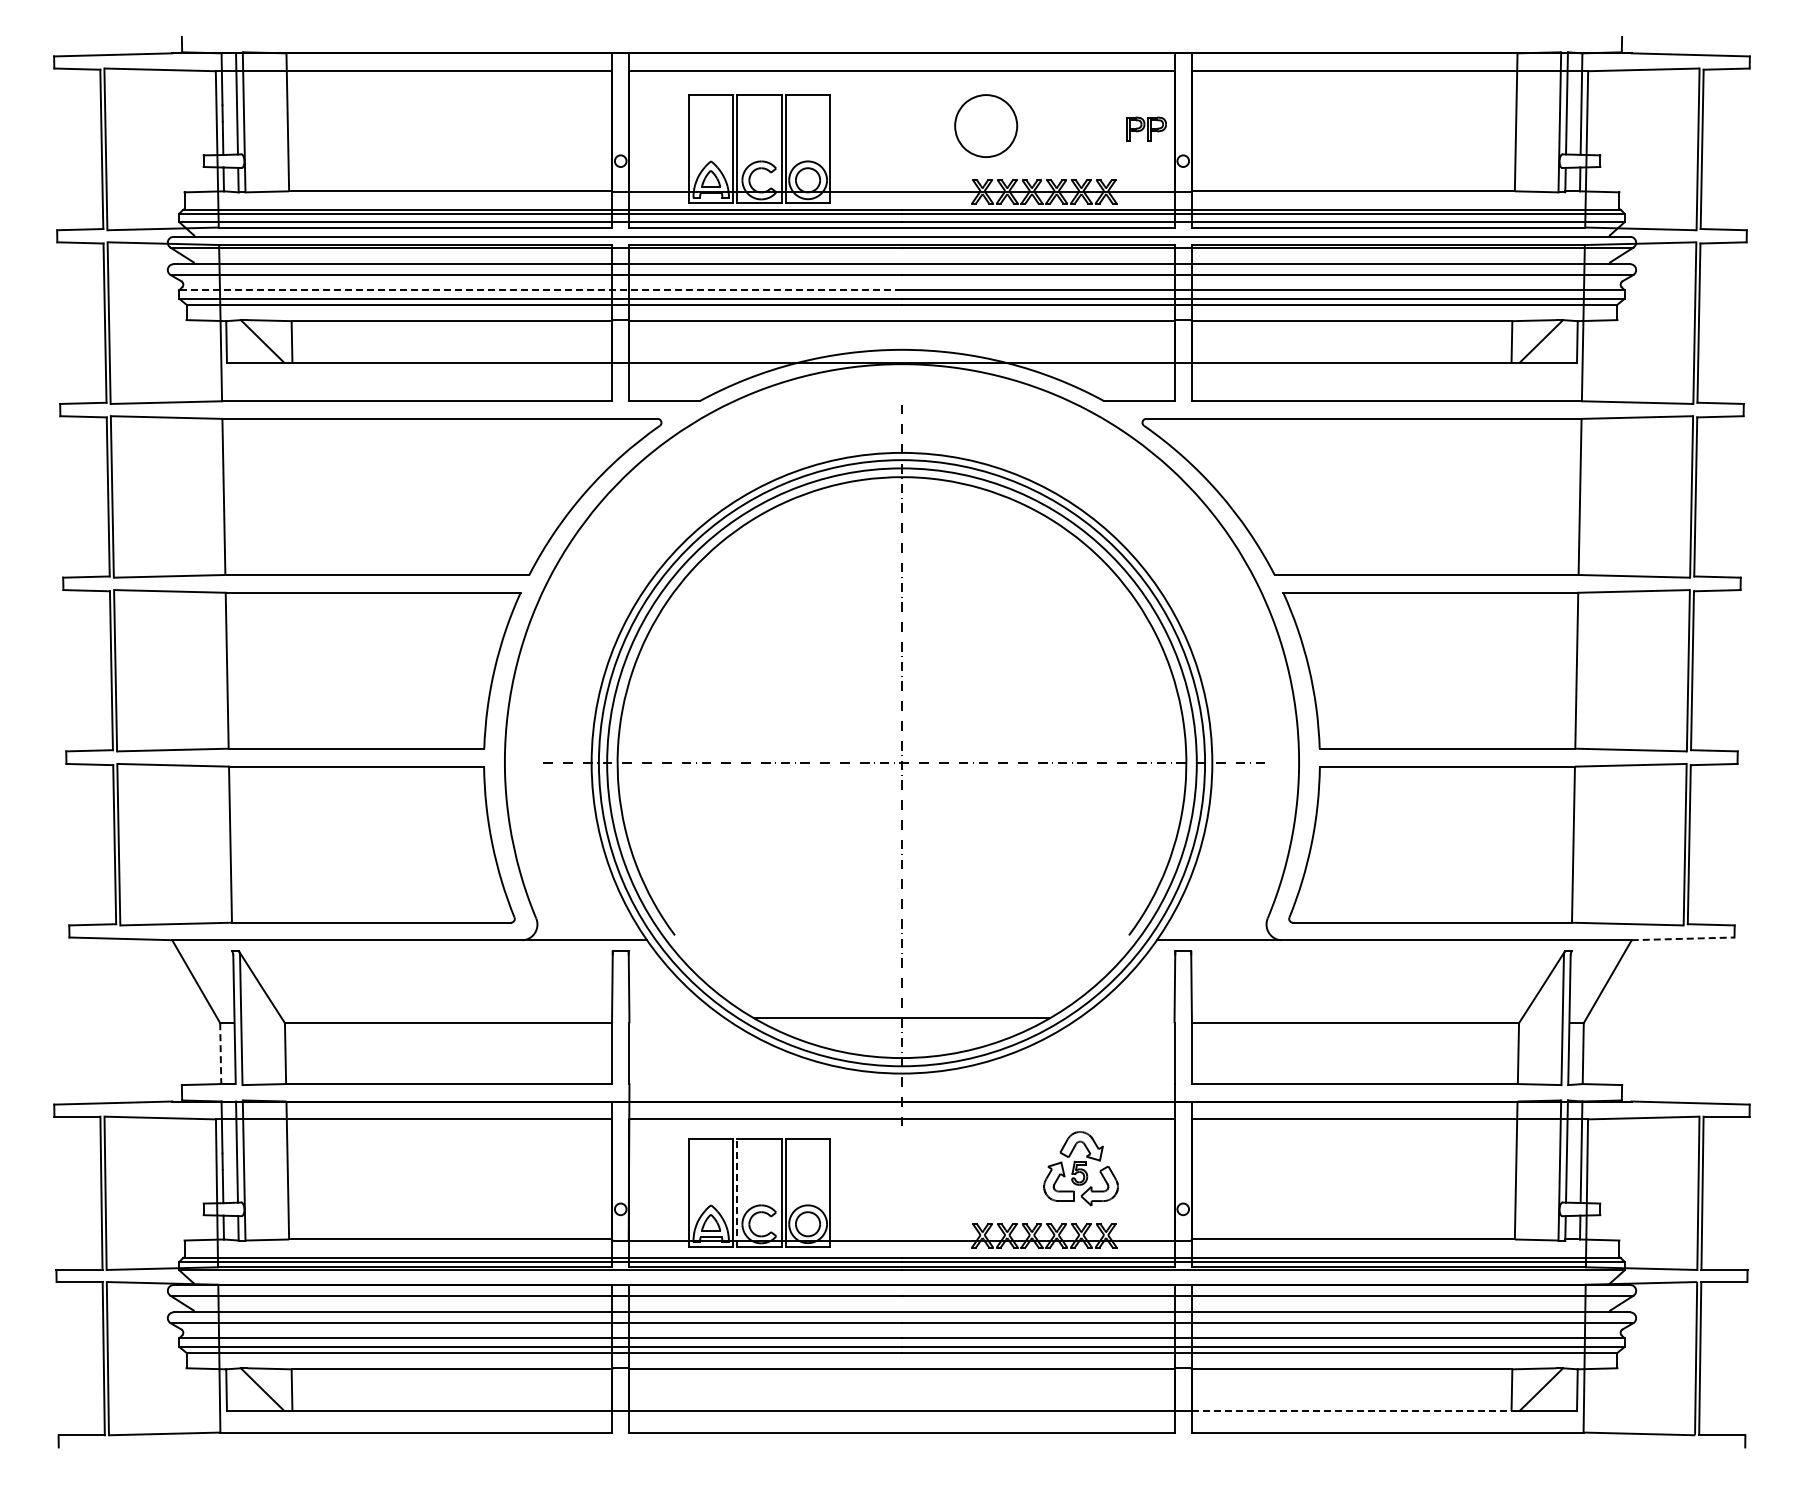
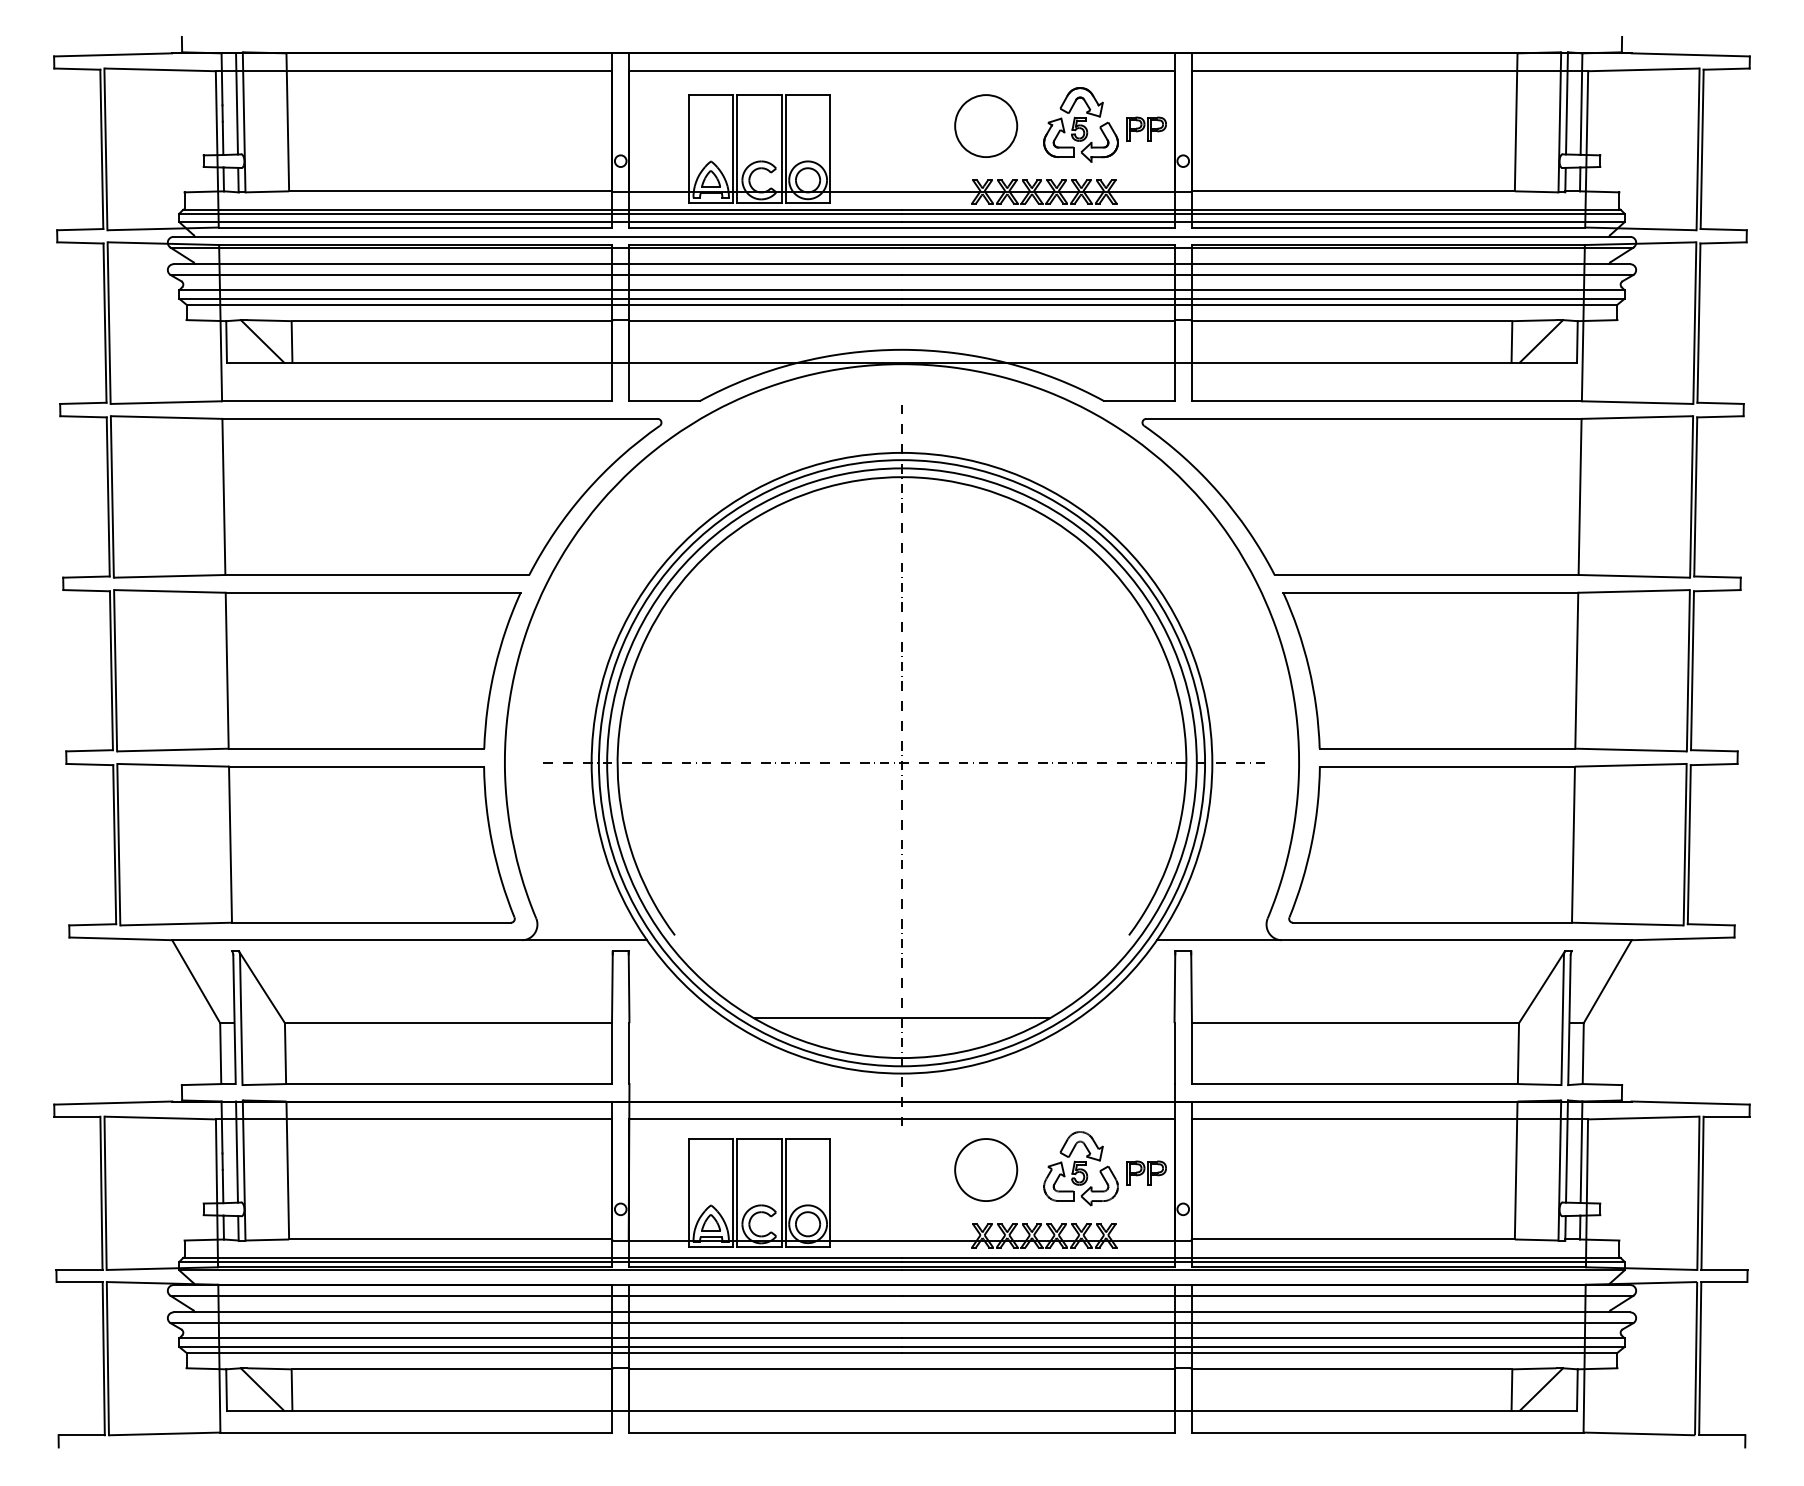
part: none -> present (1080, 124)
line: dashed -> solid (540, 290)
line: dashed -> solid (1683, 938)
line: dashed -> solid (220, 1054)
part: none -> present (986, 1169)
part: none -> present (1146, 1172)
line: dashed -> solid (737, 1192)
line: dashed -> solid (1351, 1411)
